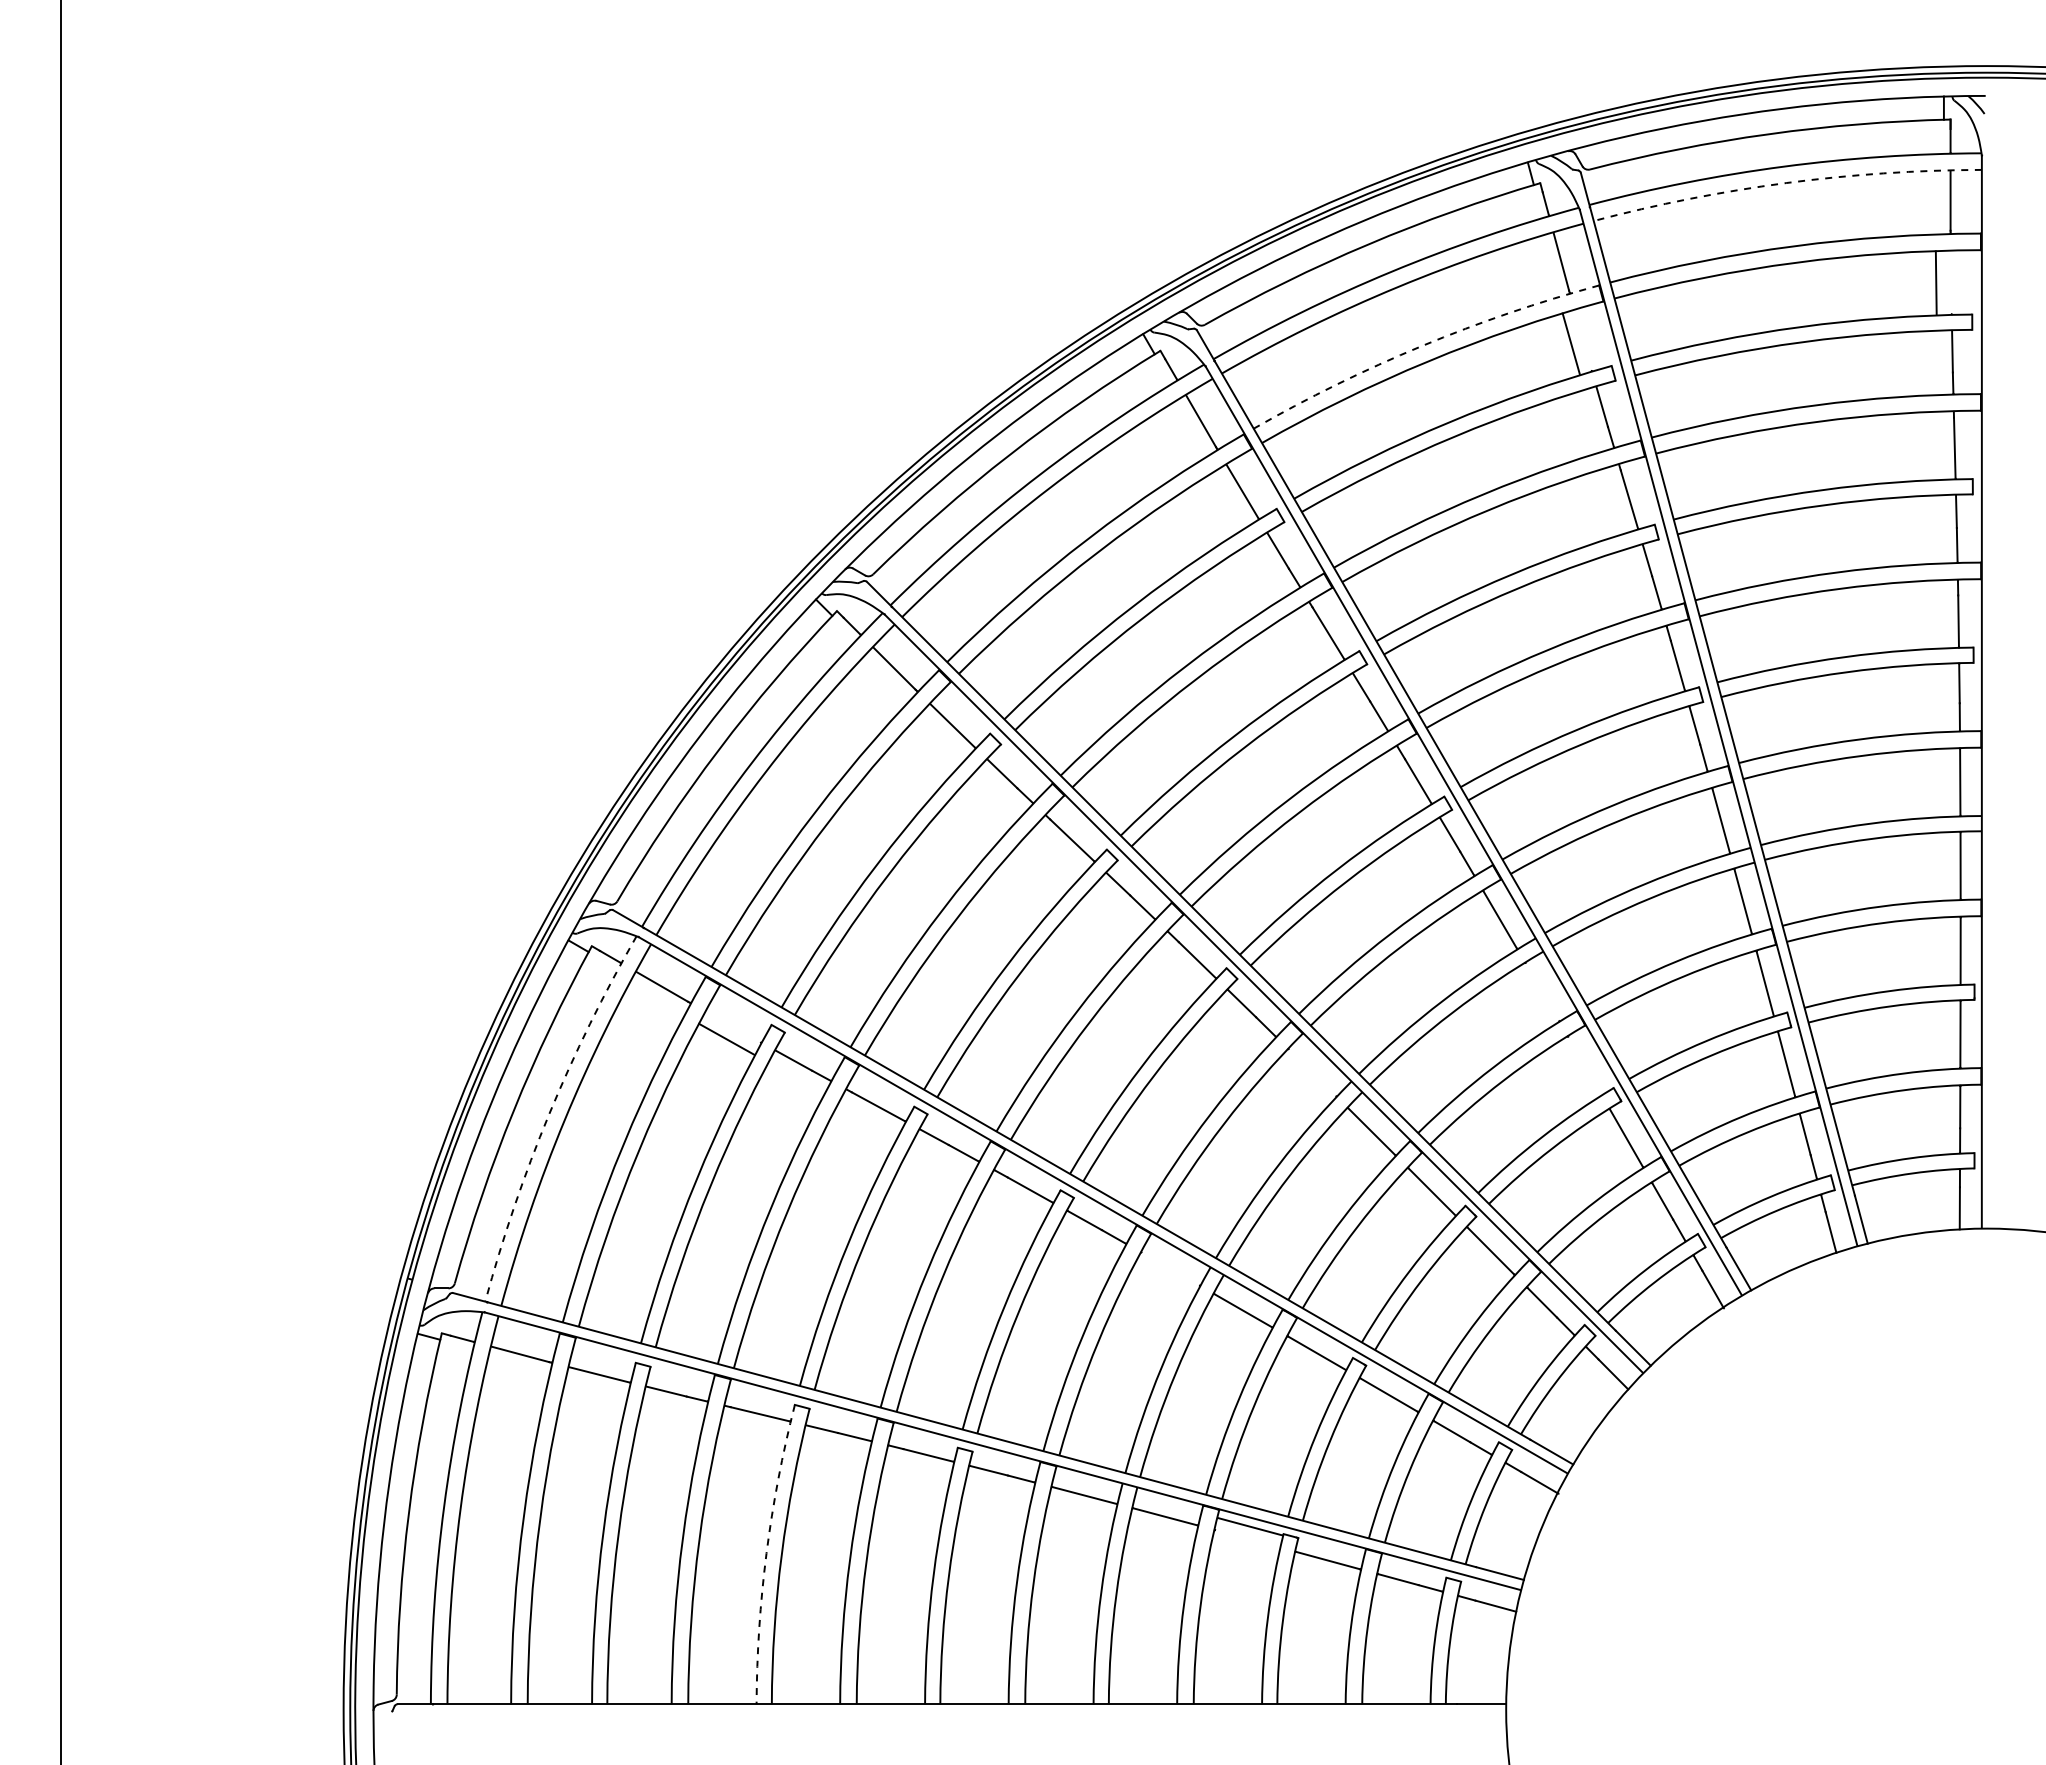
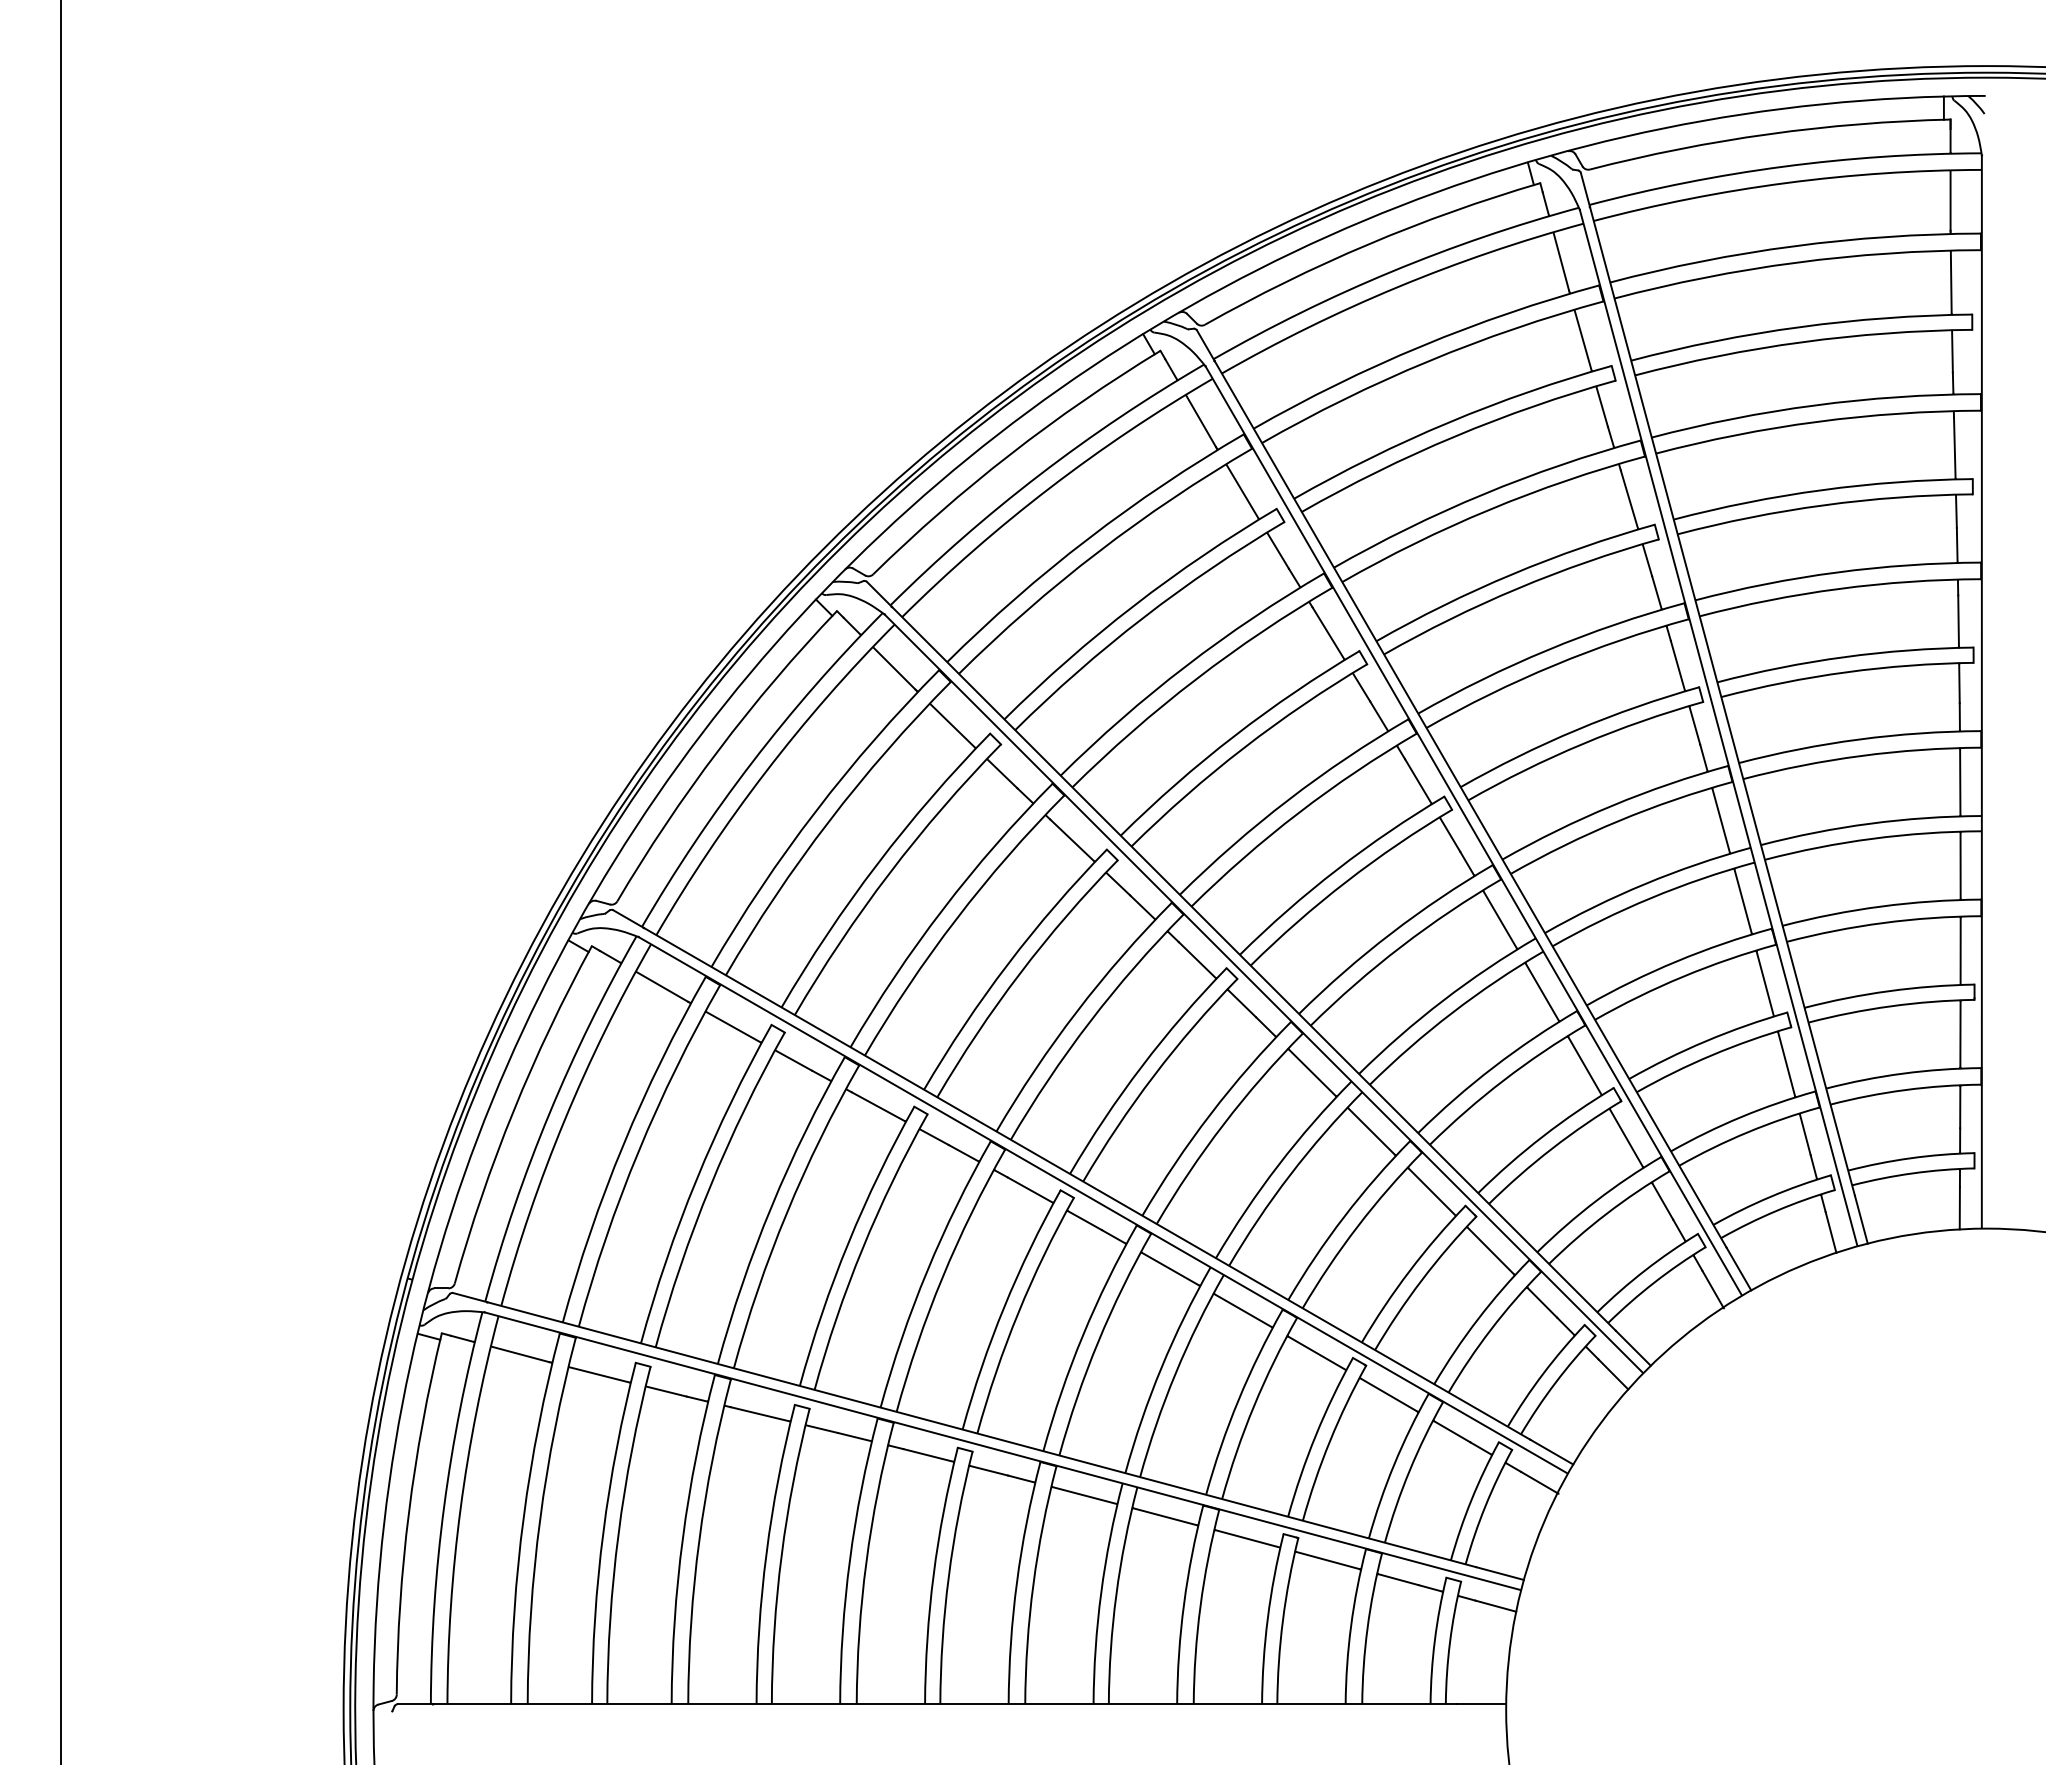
arc: dashed -> solid (1786, 183)
line position: (1935, 282) -> (1950, 282) (1950, 282)
line position: (1570, 343) -> (1582, 340) (1582, 340)
arc: dashed -> solid (1421, 346)
line: none -> present (1542, 992)
line position: (726, 1038) -> (733, 1026) (733, 1026)
line: none -> present (1584, 1065)
line: none -> present (1312, 1072)
arc: dashed -> solid (549, 1114)
line: none -> present (1170, 1268)
line position: (1249, 1526) -> (1246, 1538) (1246, 1538)
arc: dashed -> solid (766, 1553)
